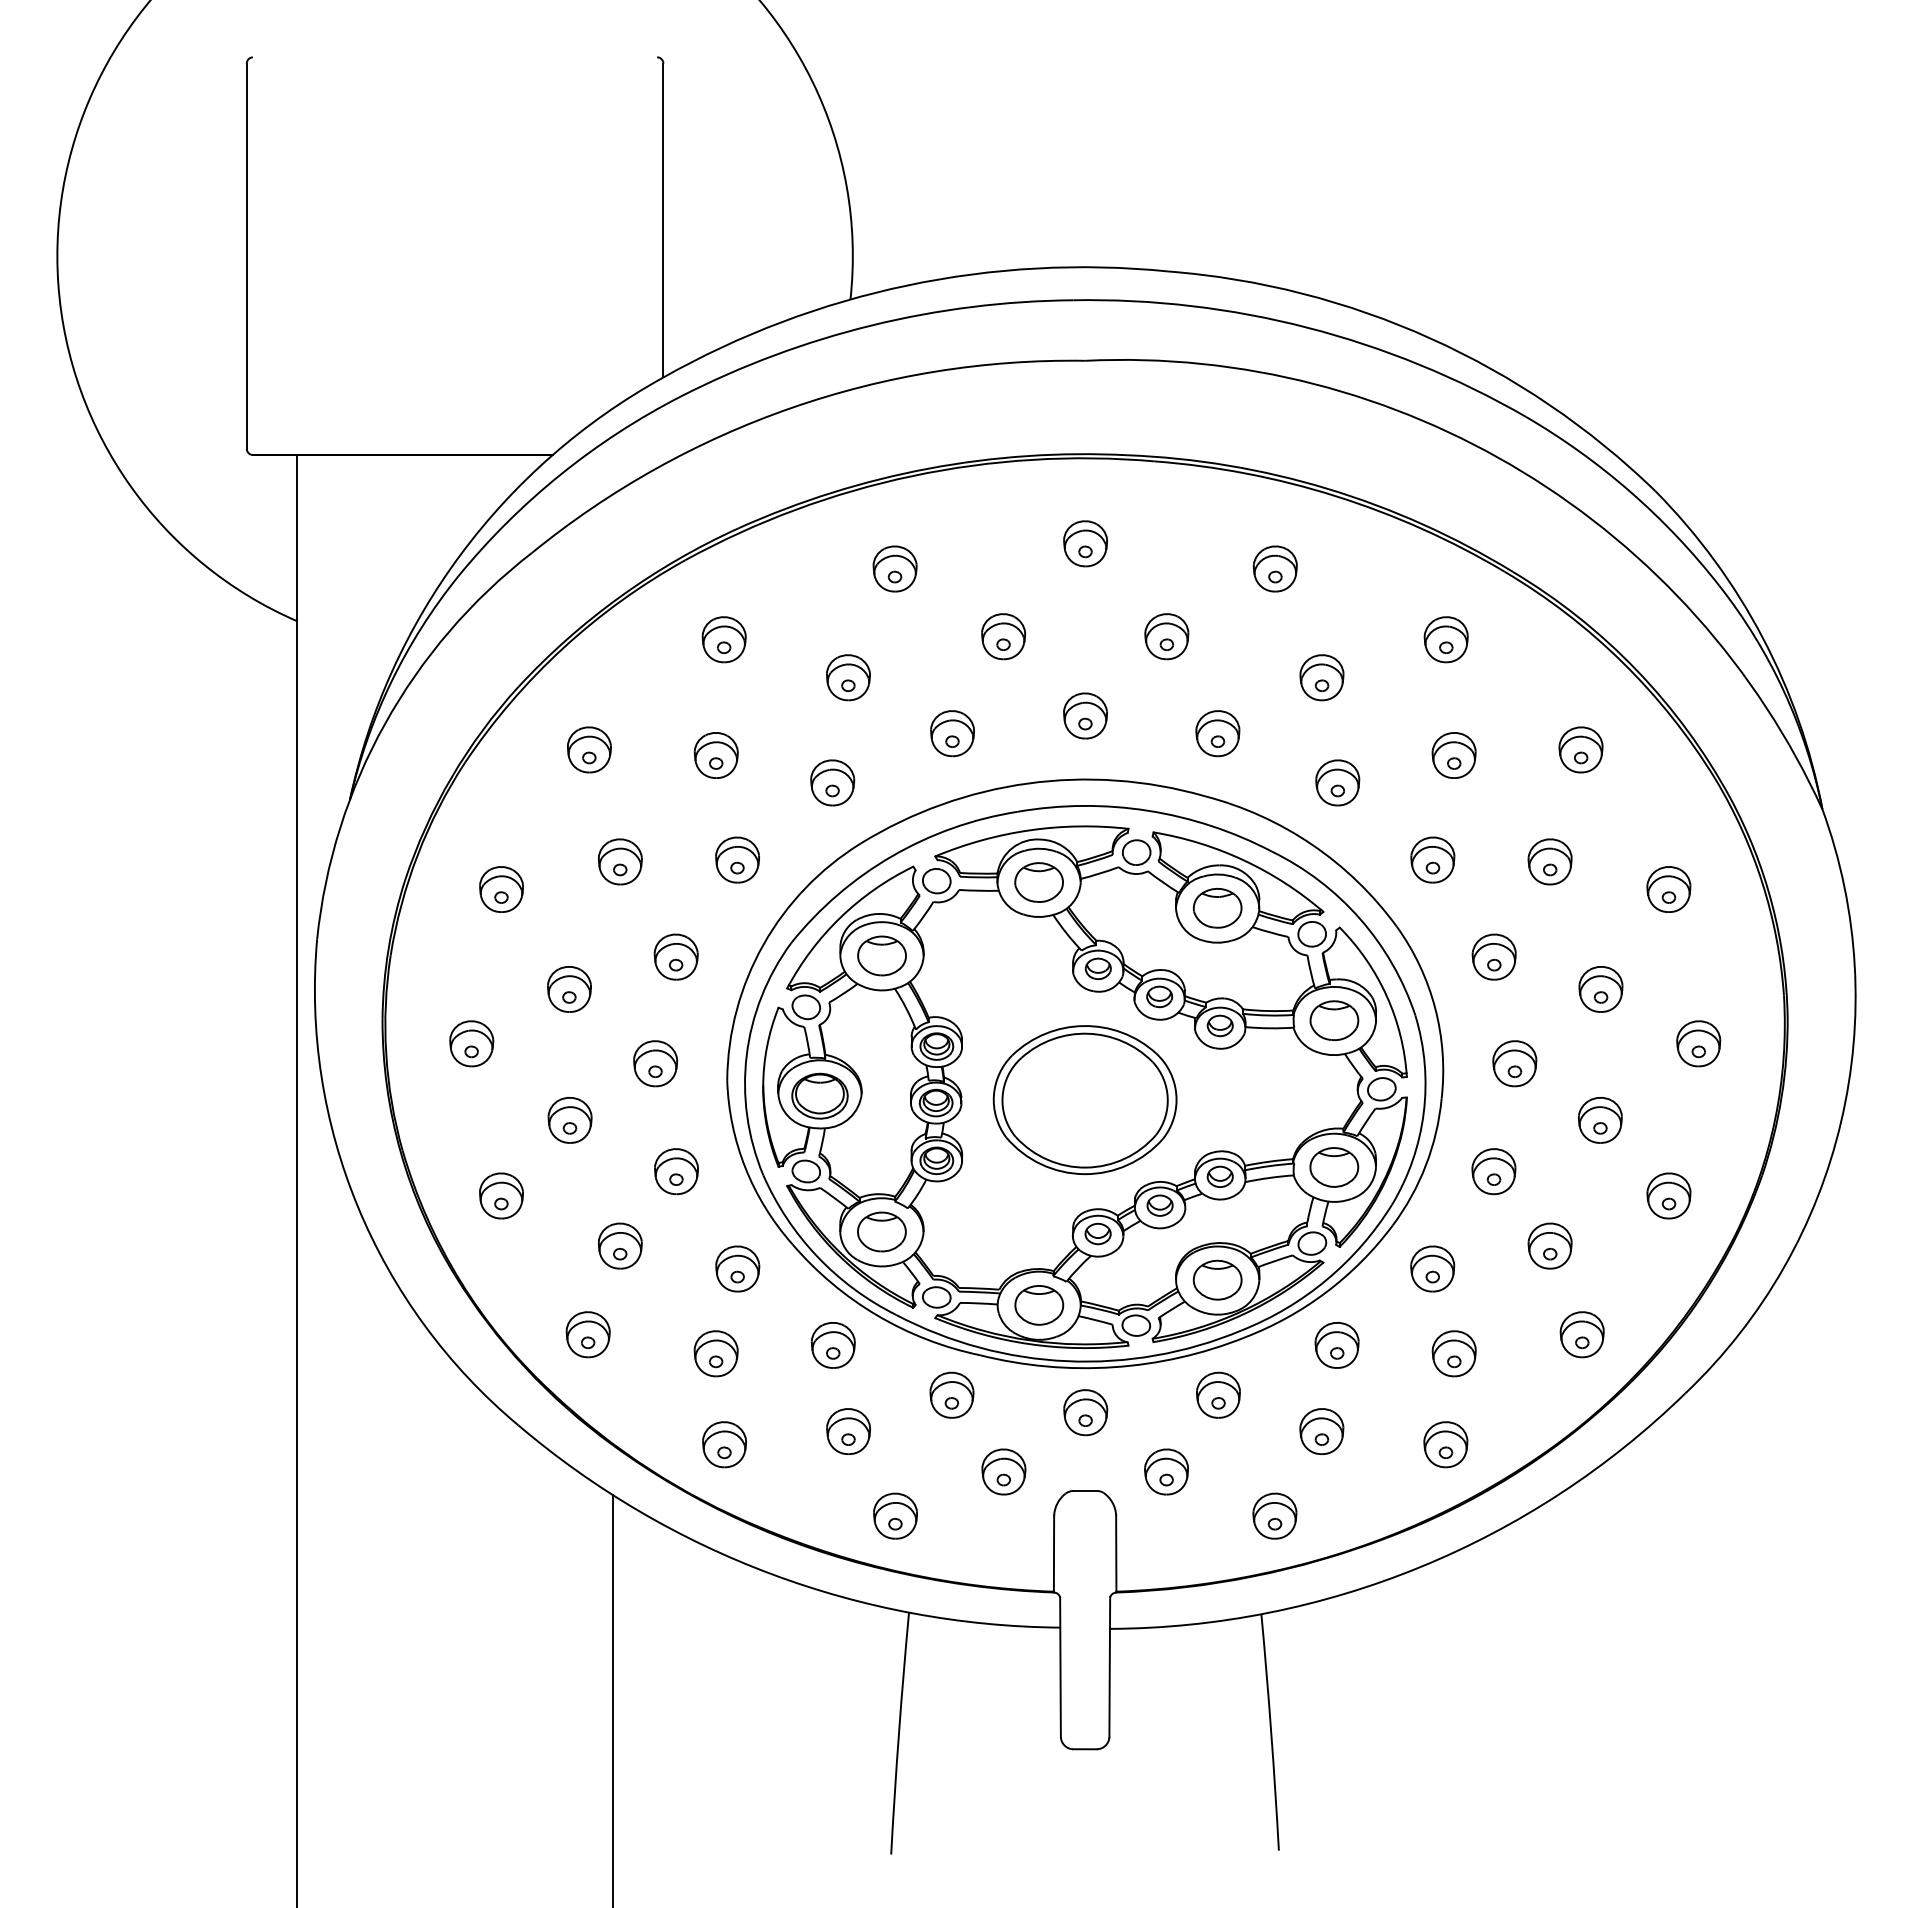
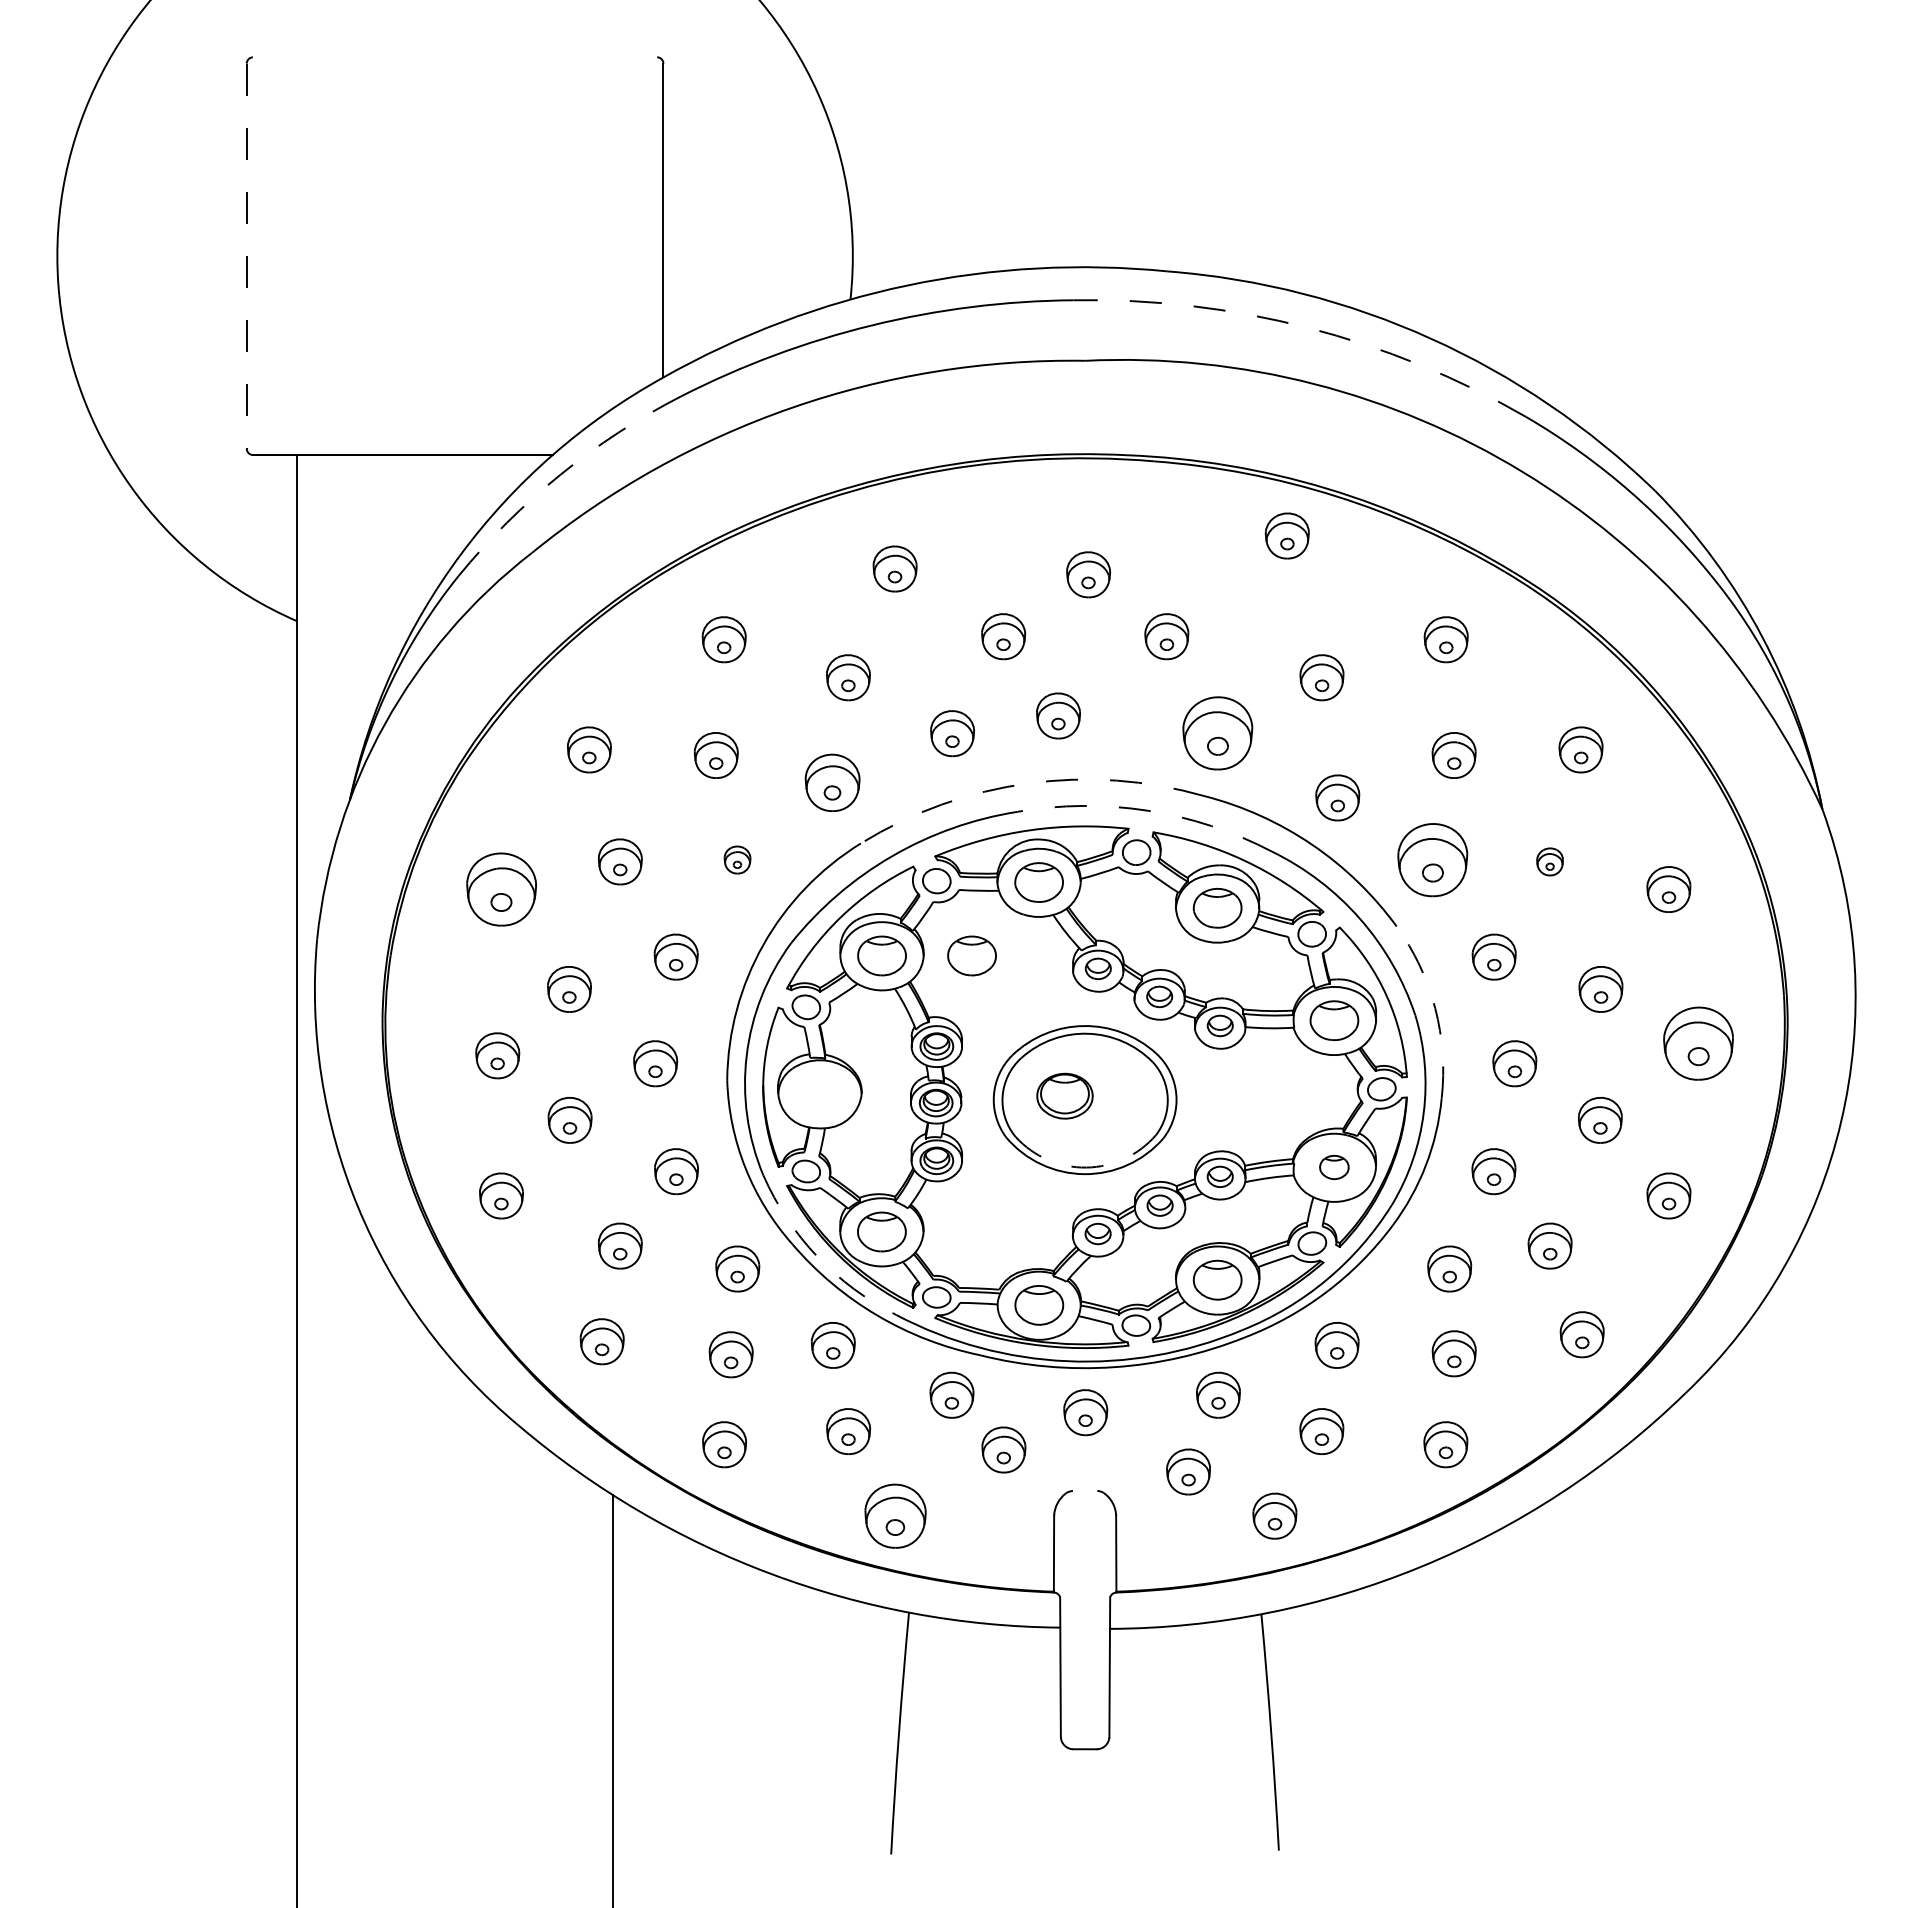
line: solid -> dashed (246, 256)
arc: solid -> dashed (1307, 327)
arc: solid -> dashed (560, 474)
part position: (1085, 543) -> (1088, 574) (1088, 574)
part position: (1274, 568) -> (1286, 535) (1286, 535)
part position: (1085, 715) -> (1058, 715) (1058, 715)
part size: 46x48 px -> 72x75 px (1217, 733)
part size: 46x48 px -> 57x59 px (832, 782)
part position: (1337, 782) -> (1337, 797) (1337, 797)
arc: solid -> dashed (1027, 783)
arc: solid -> dashed (1148, 810)
part size: 45x48 px -> 29x30 px (737, 859)
part size: 46x48 px -> 72x75 px (1432, 860)
part size: 46x48 px -> 28x30 px (1549, 861)
part size: 45x47 px -> 71x75 px (501, 889)
part: none -> present (971, 955)
arc: solid -> dashed (1435, 1008)
part position: (471, 1043) -> (497, 1055) (497, 1055)
part size: 46x48 px -> 71x75 px (1698, 1043)
part position: (819, 1095) -> (1064, 1095) (1064, 1095)
arc: solid -> dashed (1086, 1167)
part size: 51x41 px -> 31x26 px (1334, 1166)
arc: solid -> dashed (817, 1256)
part position: (1432, 1268) -> (1449, 1268) (1449, 1268)
part position: (587, 1334) -> (601, 1341) (601, 1341)
part position: (715, 1353) -> (730, 1354) (730, 1354)
part position: (1003, 1471) -> (1003, 1449) (1003, 1449)
part position: (1166, 1471) -> (1188, 1471) (1188, 1471)
line: present -> none (1084, 1490)
part size: 45x48 px -> 63x66 px (895, 1515)
